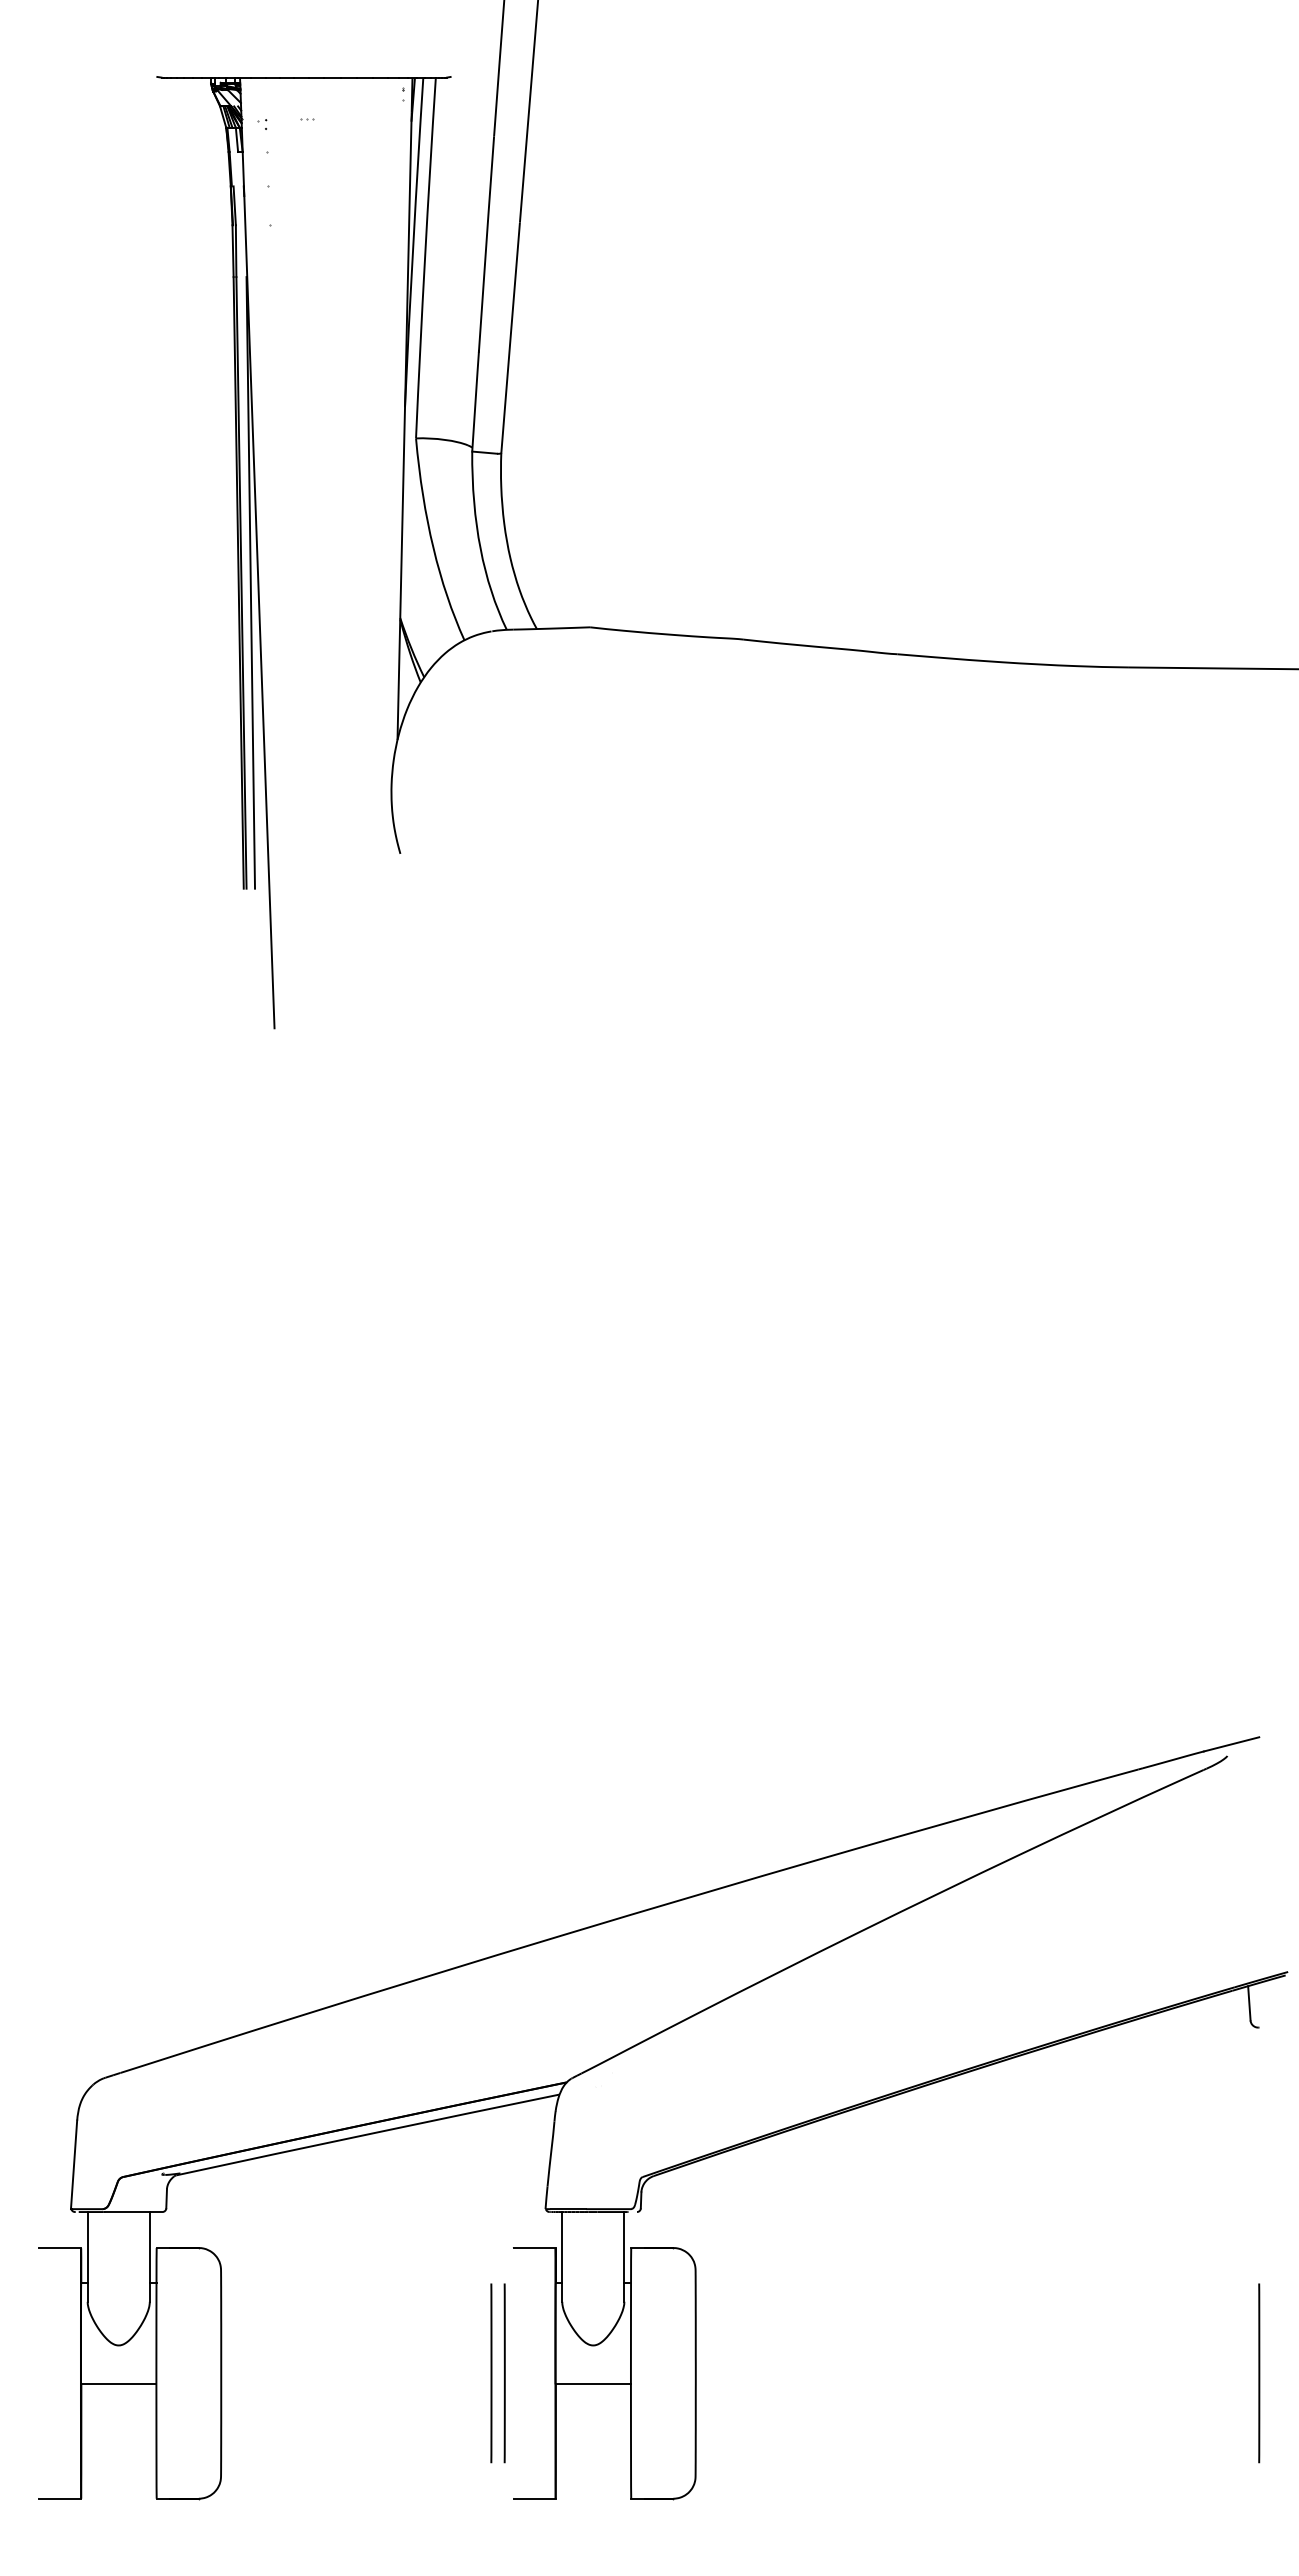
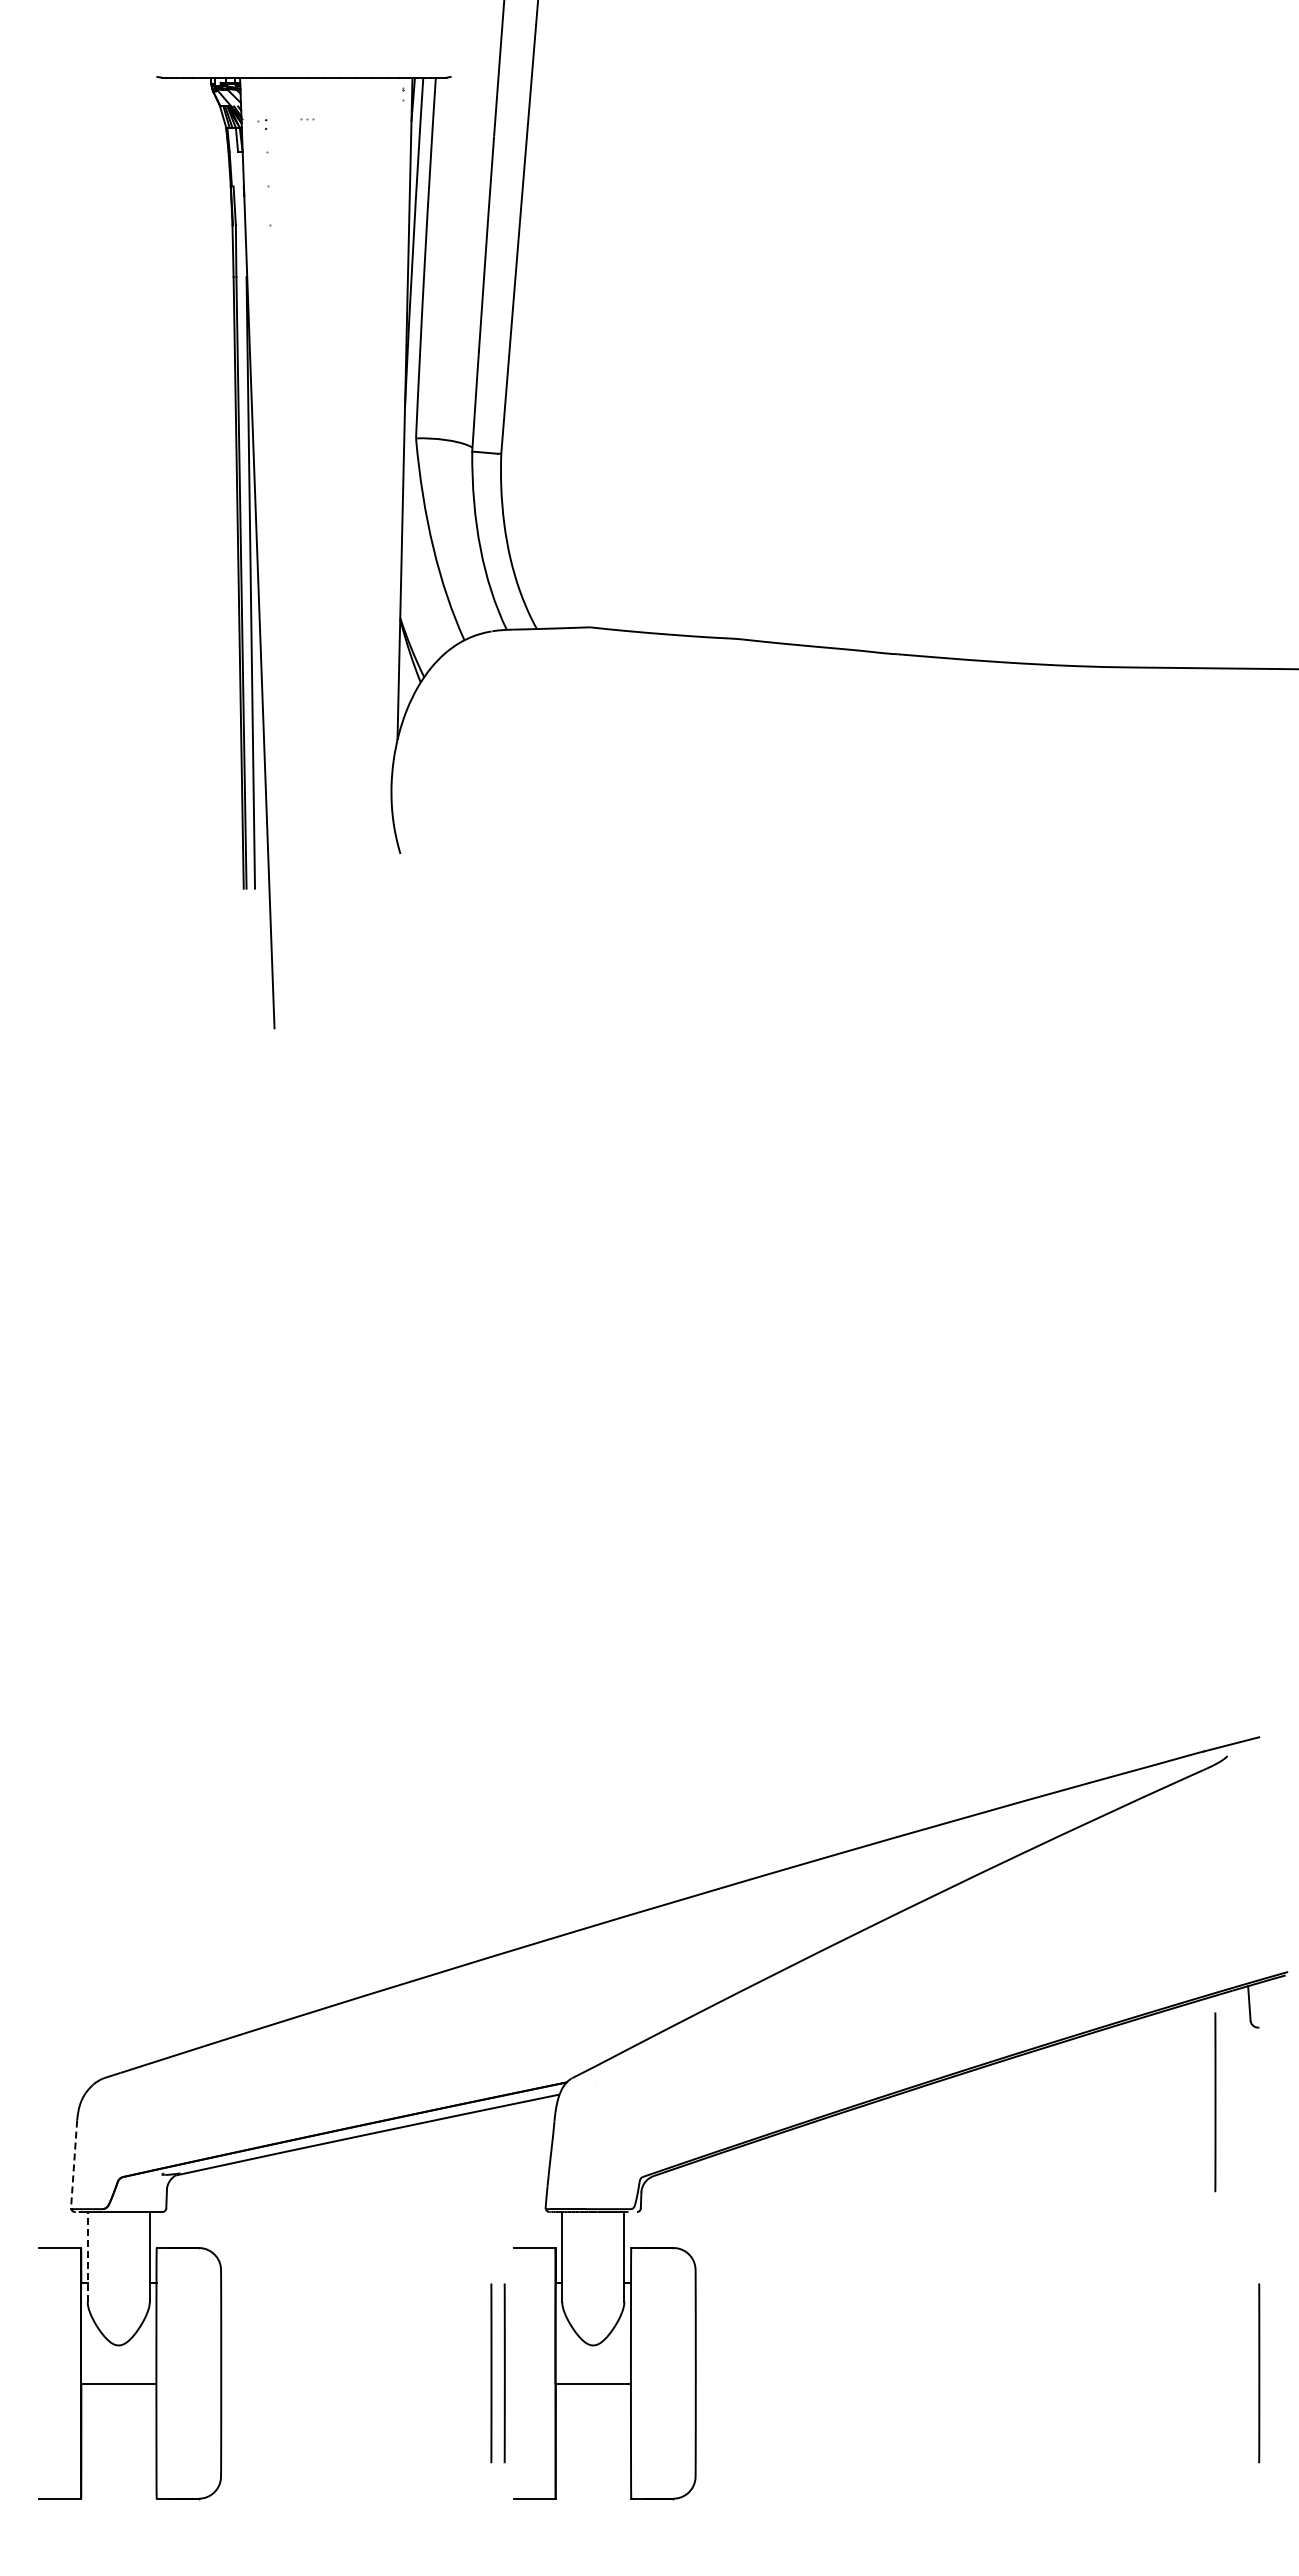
line: none -> present (1215, 2102)
line: solid -> dashed (74, 2165)
line: solid -> dashed (87, 2256)
